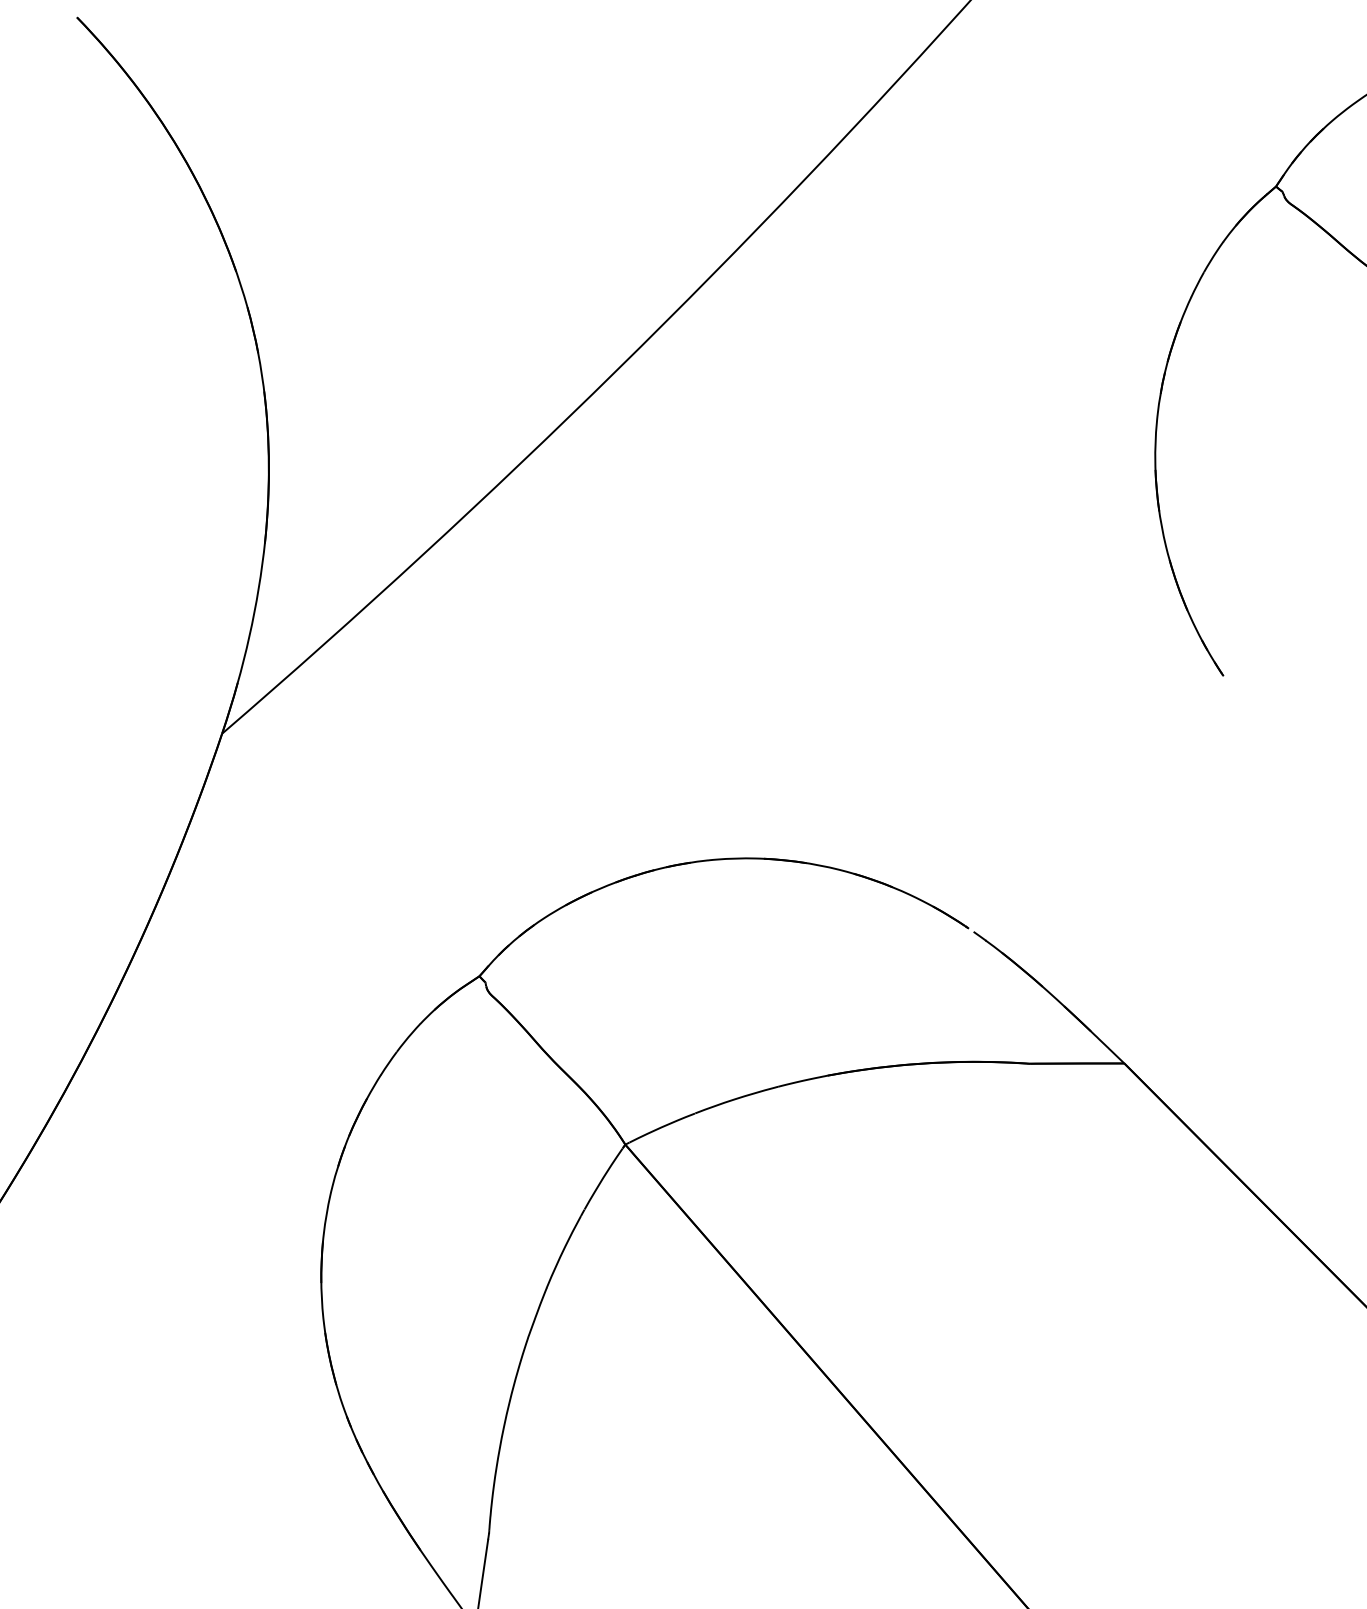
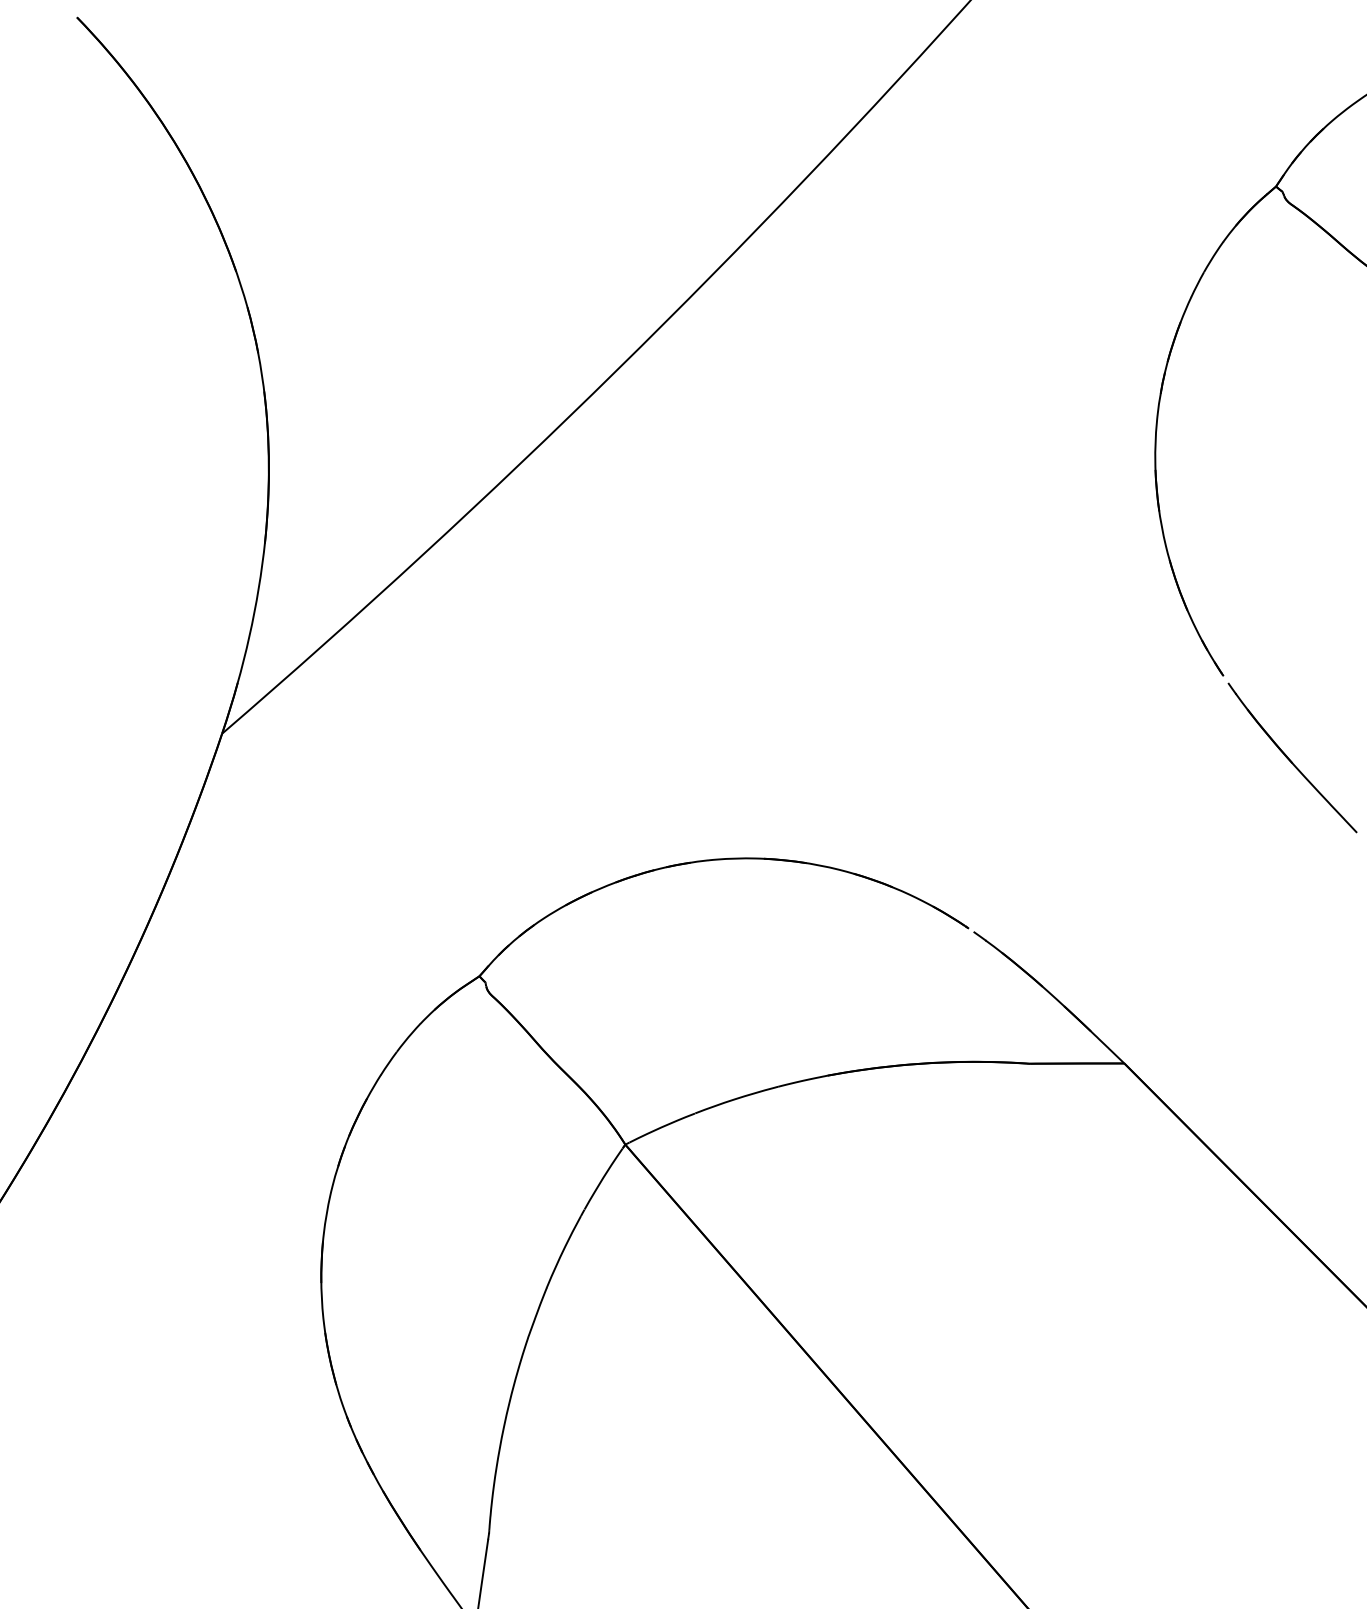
part: none -> present (1292, 757)
